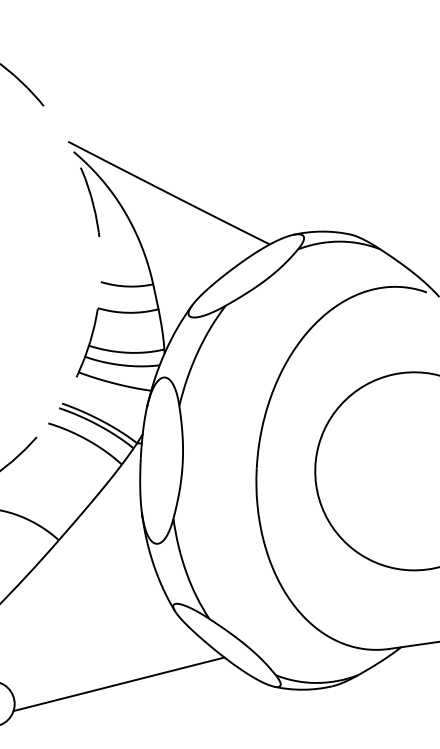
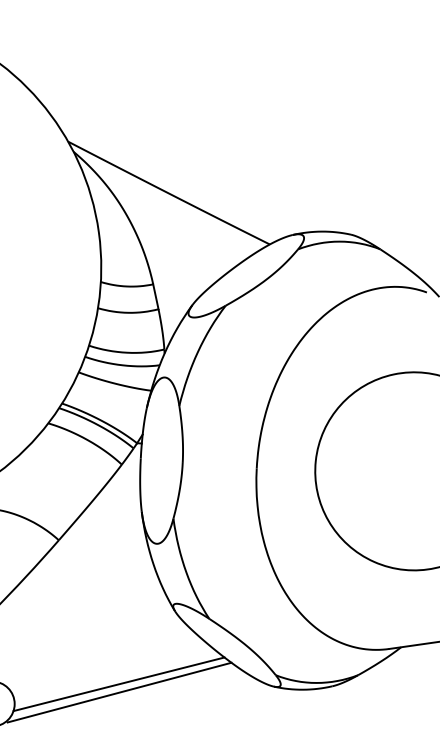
arc: dashed -> solid (101, 267)
line: none -> present (119, 692)
